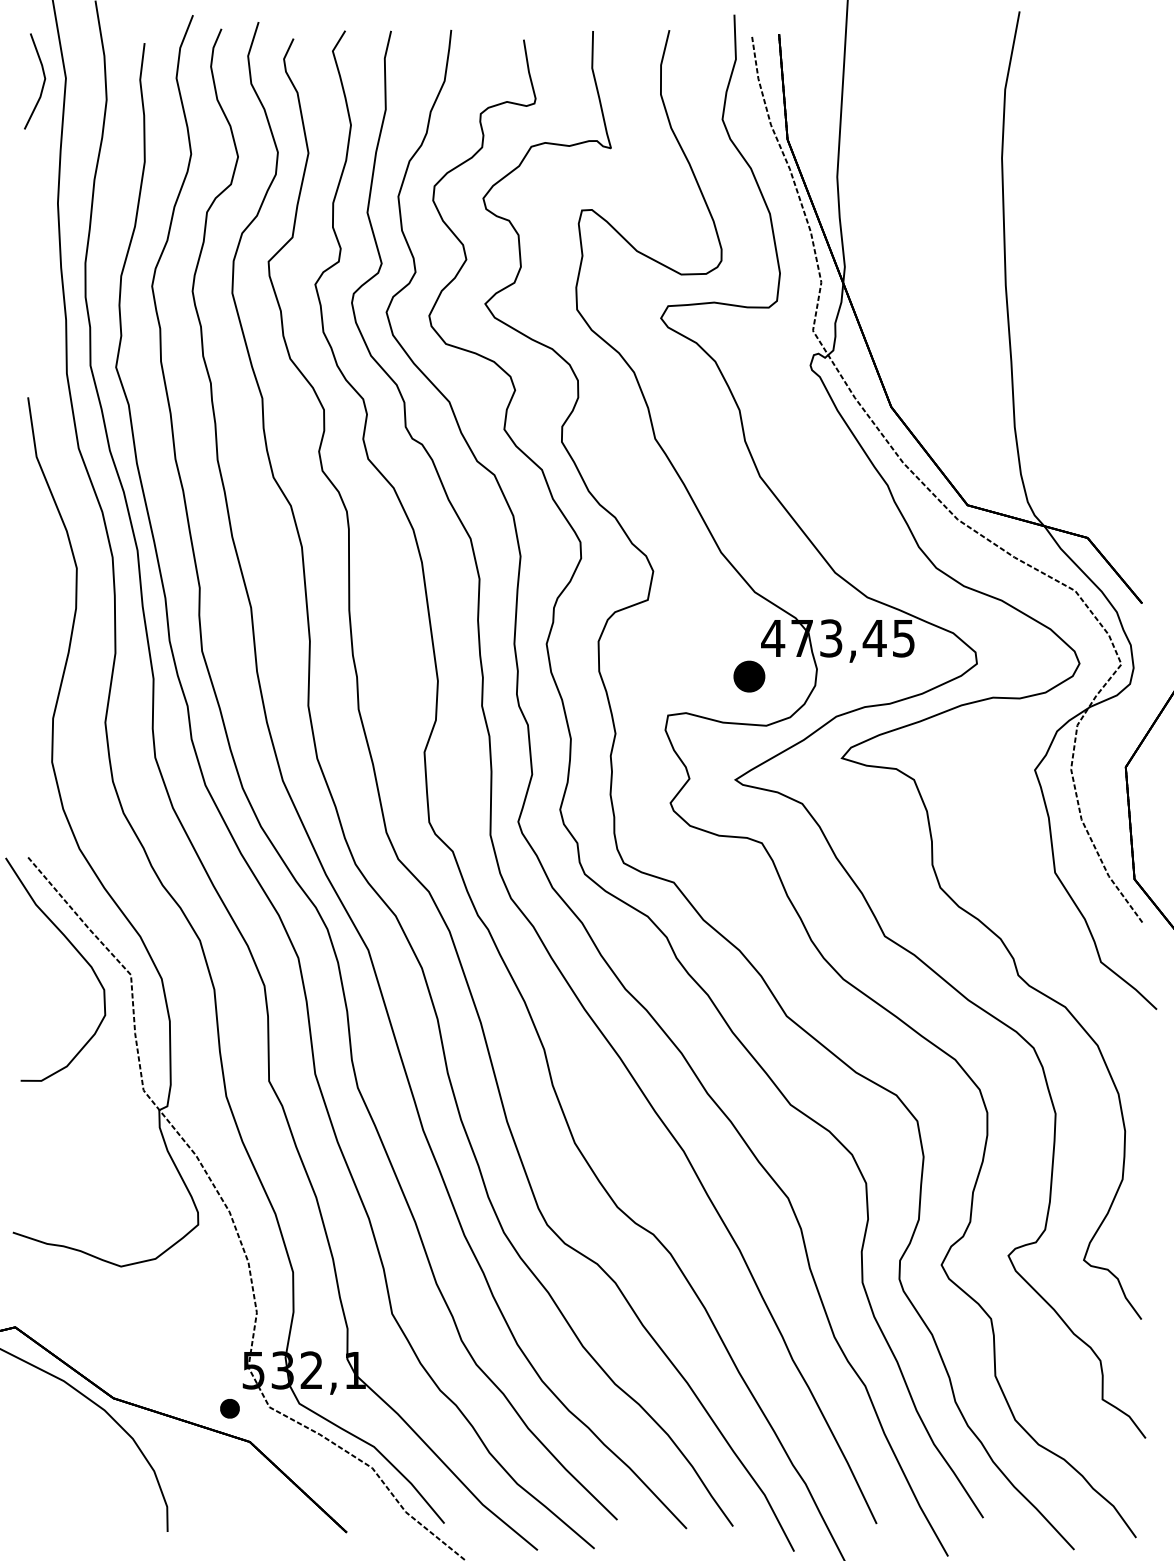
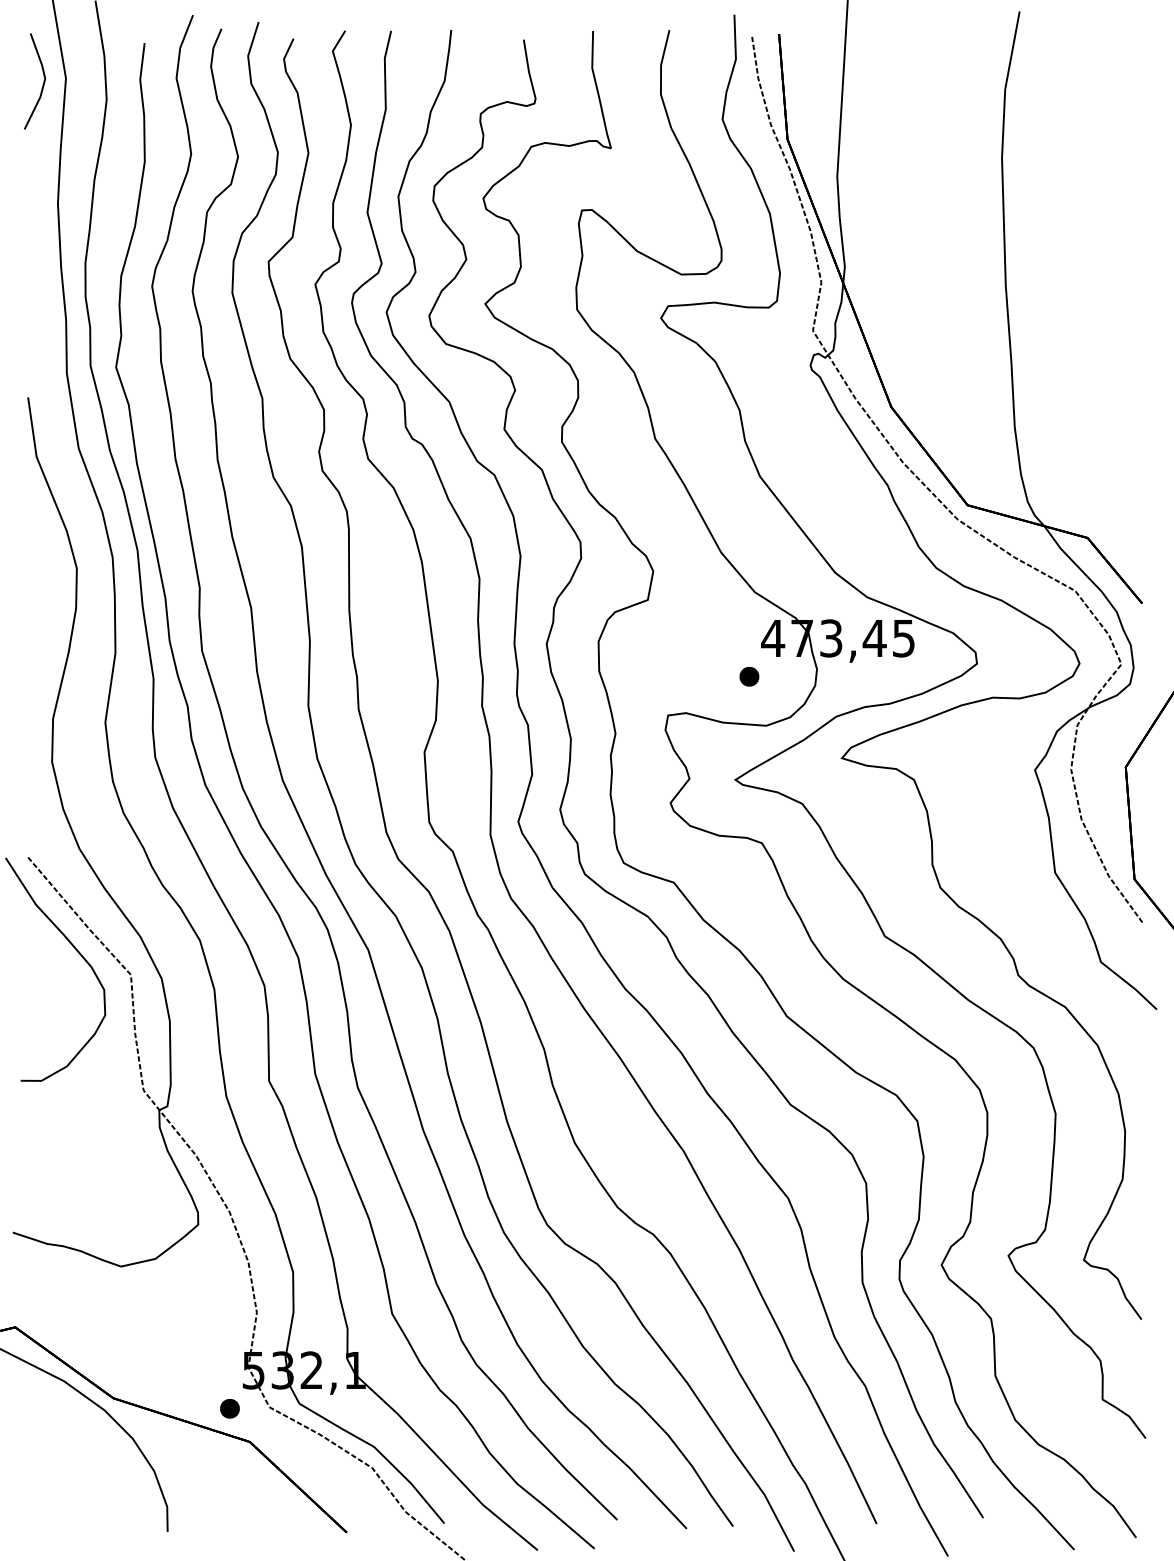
part size: 33x33 px -> 21x20 px (749, 676)
